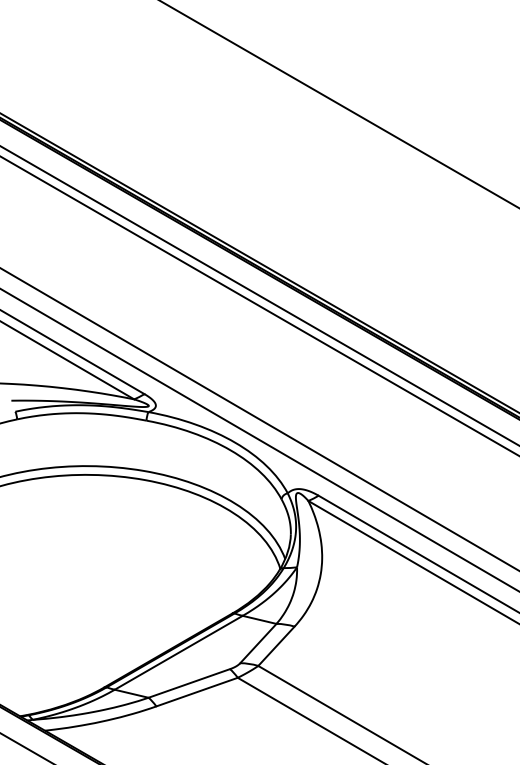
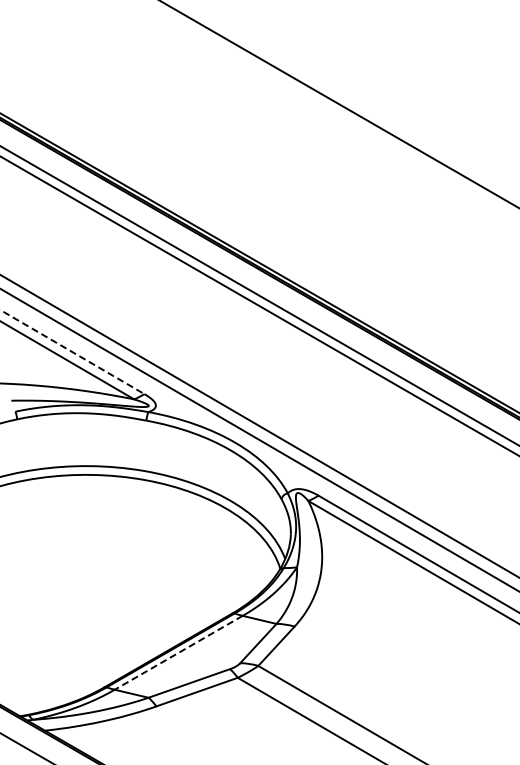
line: solid -> dashed (72, 352)
line position: (259, 419) -> (259, 425) (259, 425)
line: solid -> dashed (178, 652)
